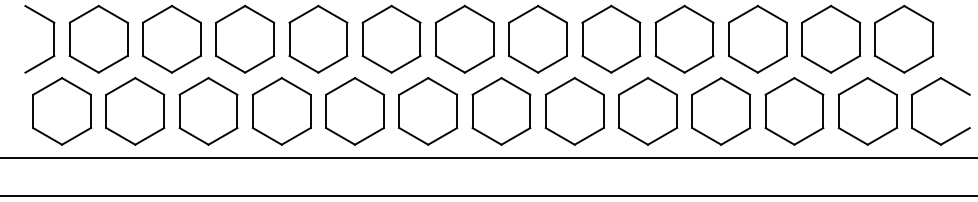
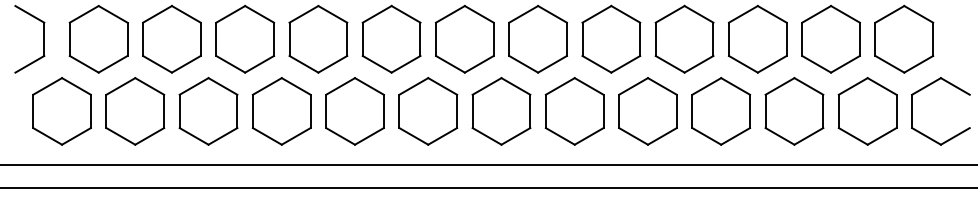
part position: (53, 39) -> (43, 39) (43, 39)
line position: (488, 158) -> (488, 165) (488, 165)
line position: (488, 195) -> (488, 187) (488, 187)
